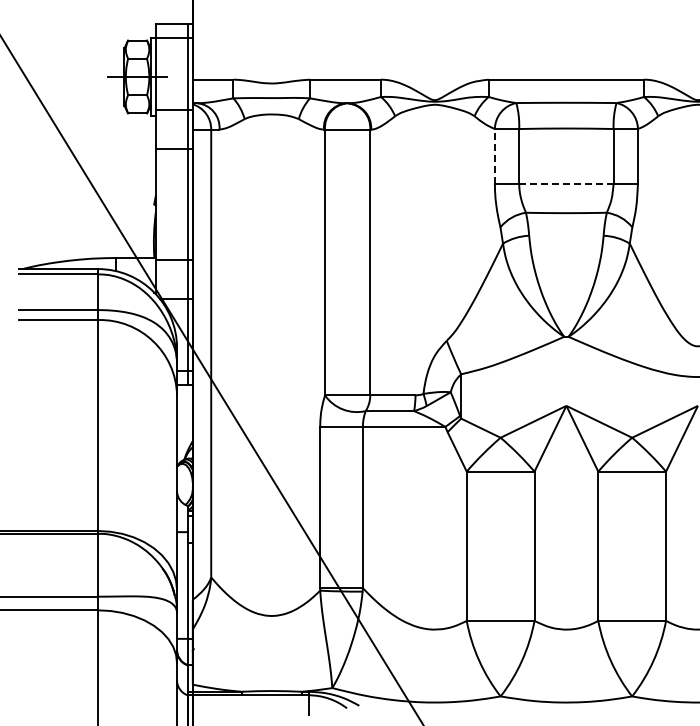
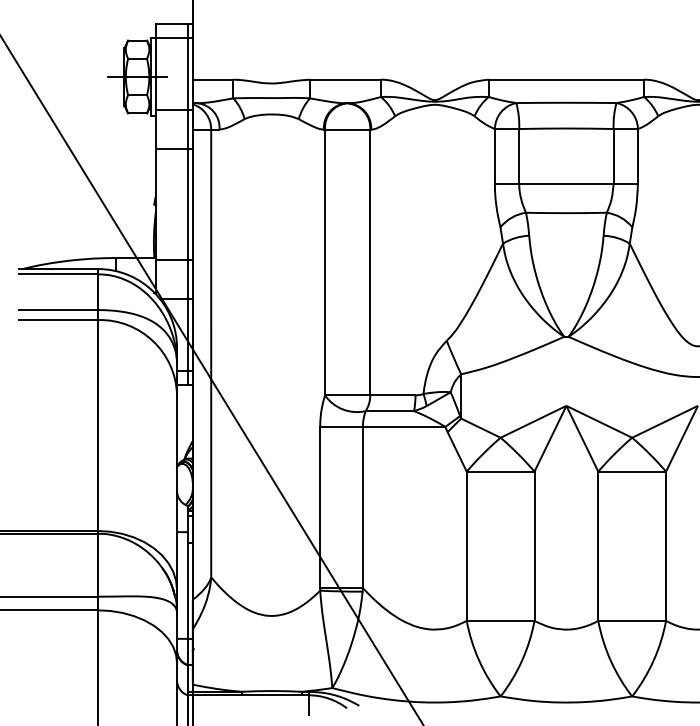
line: dashed -> solid (494, 155)
line: dashed -> solid (566, 183)
